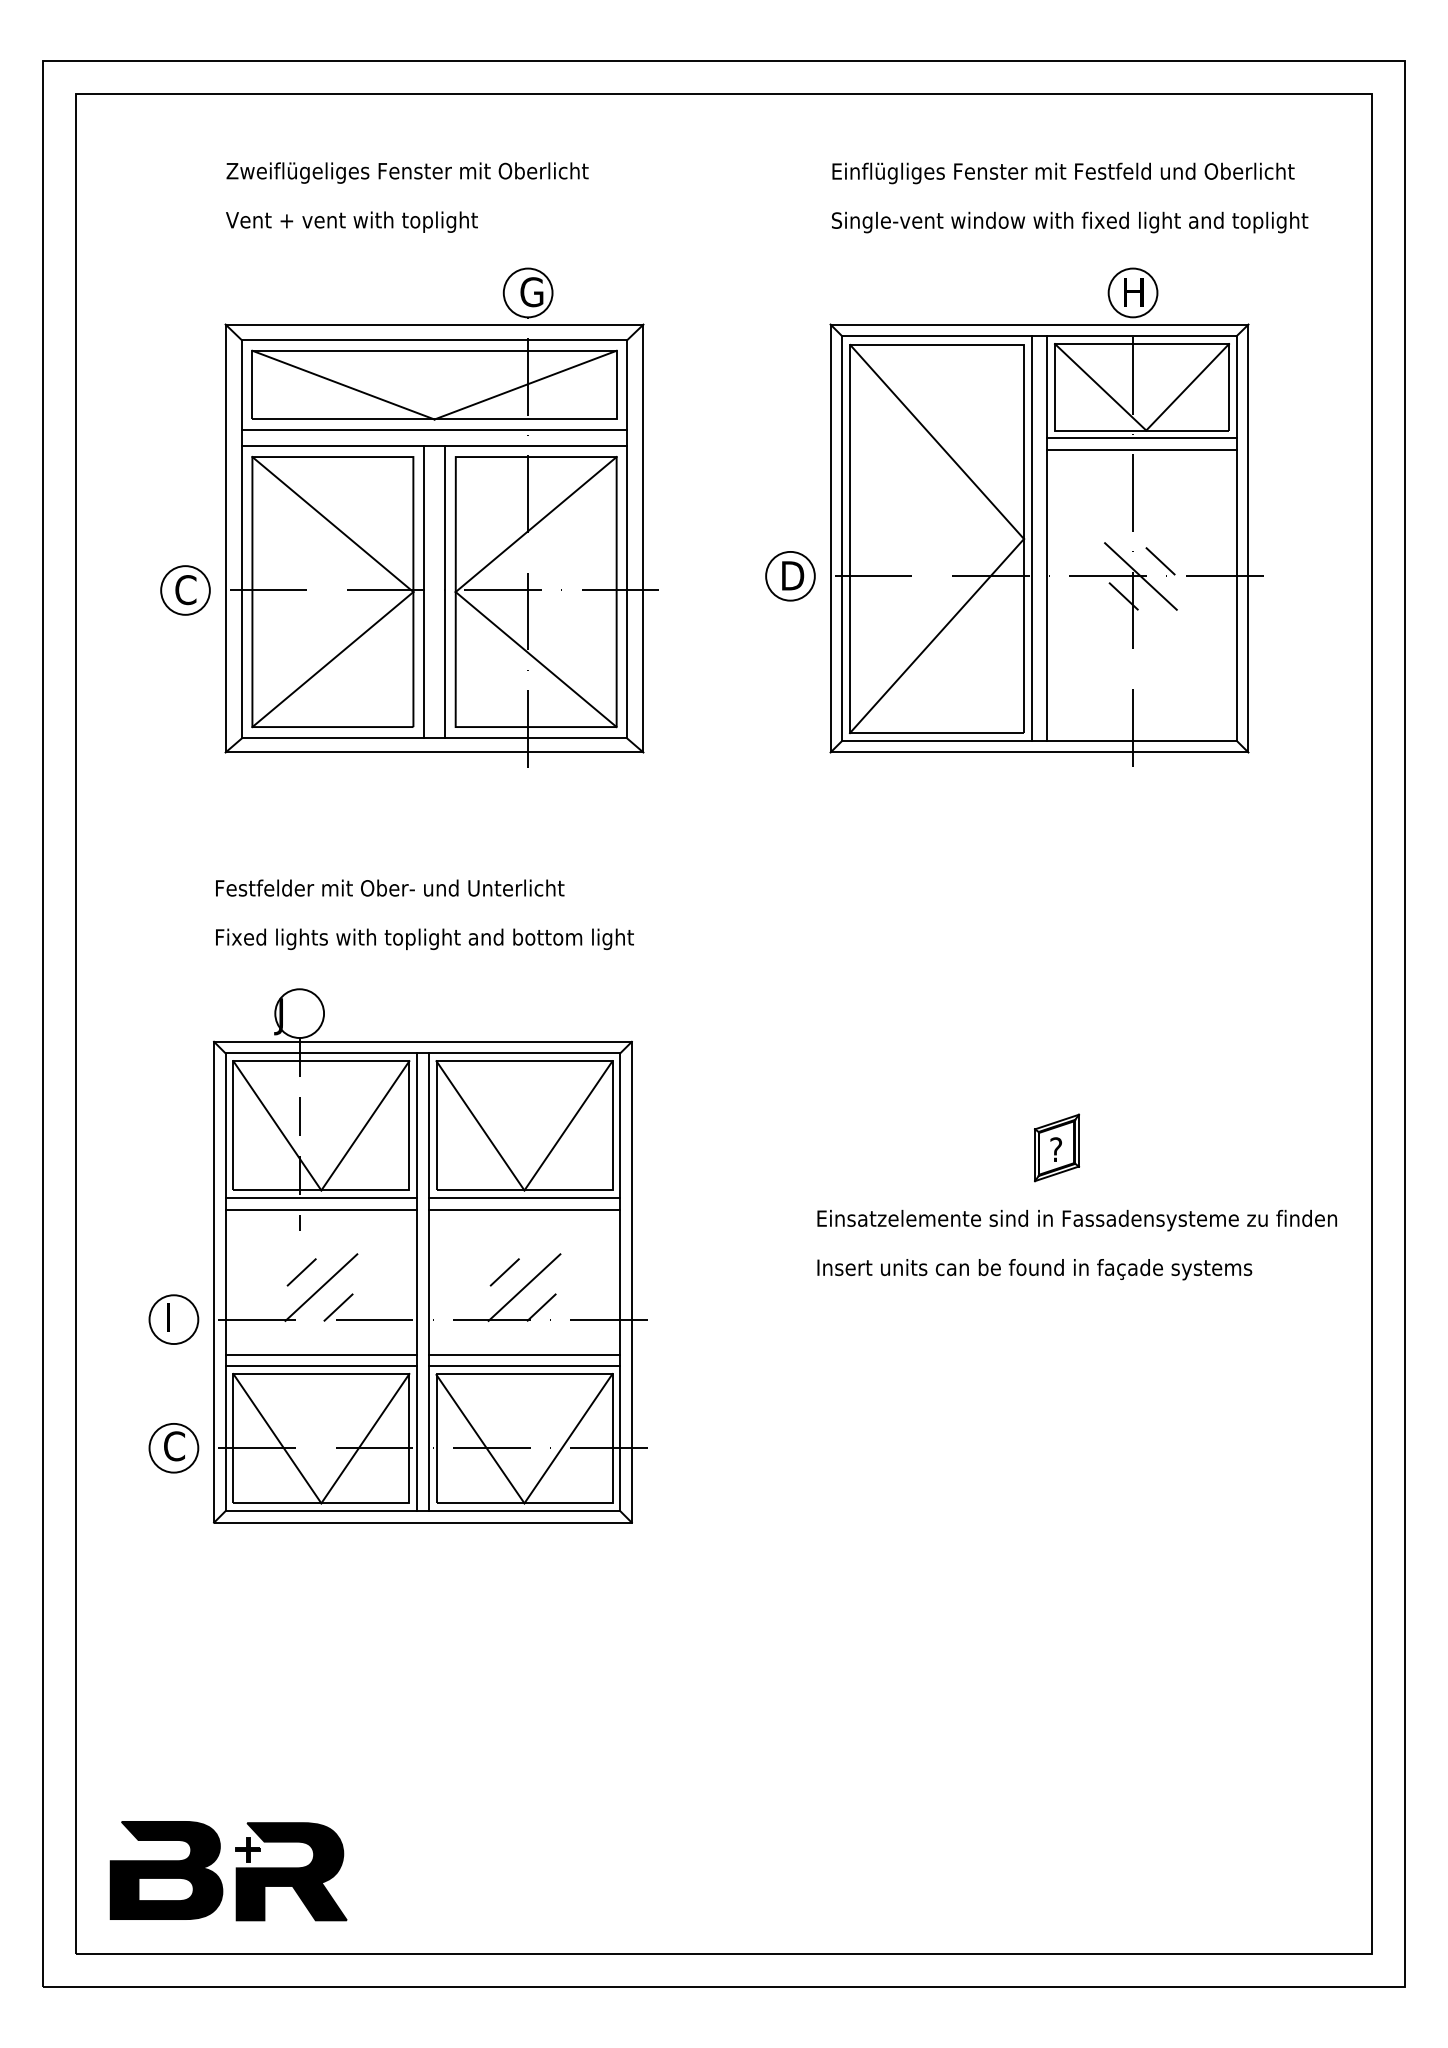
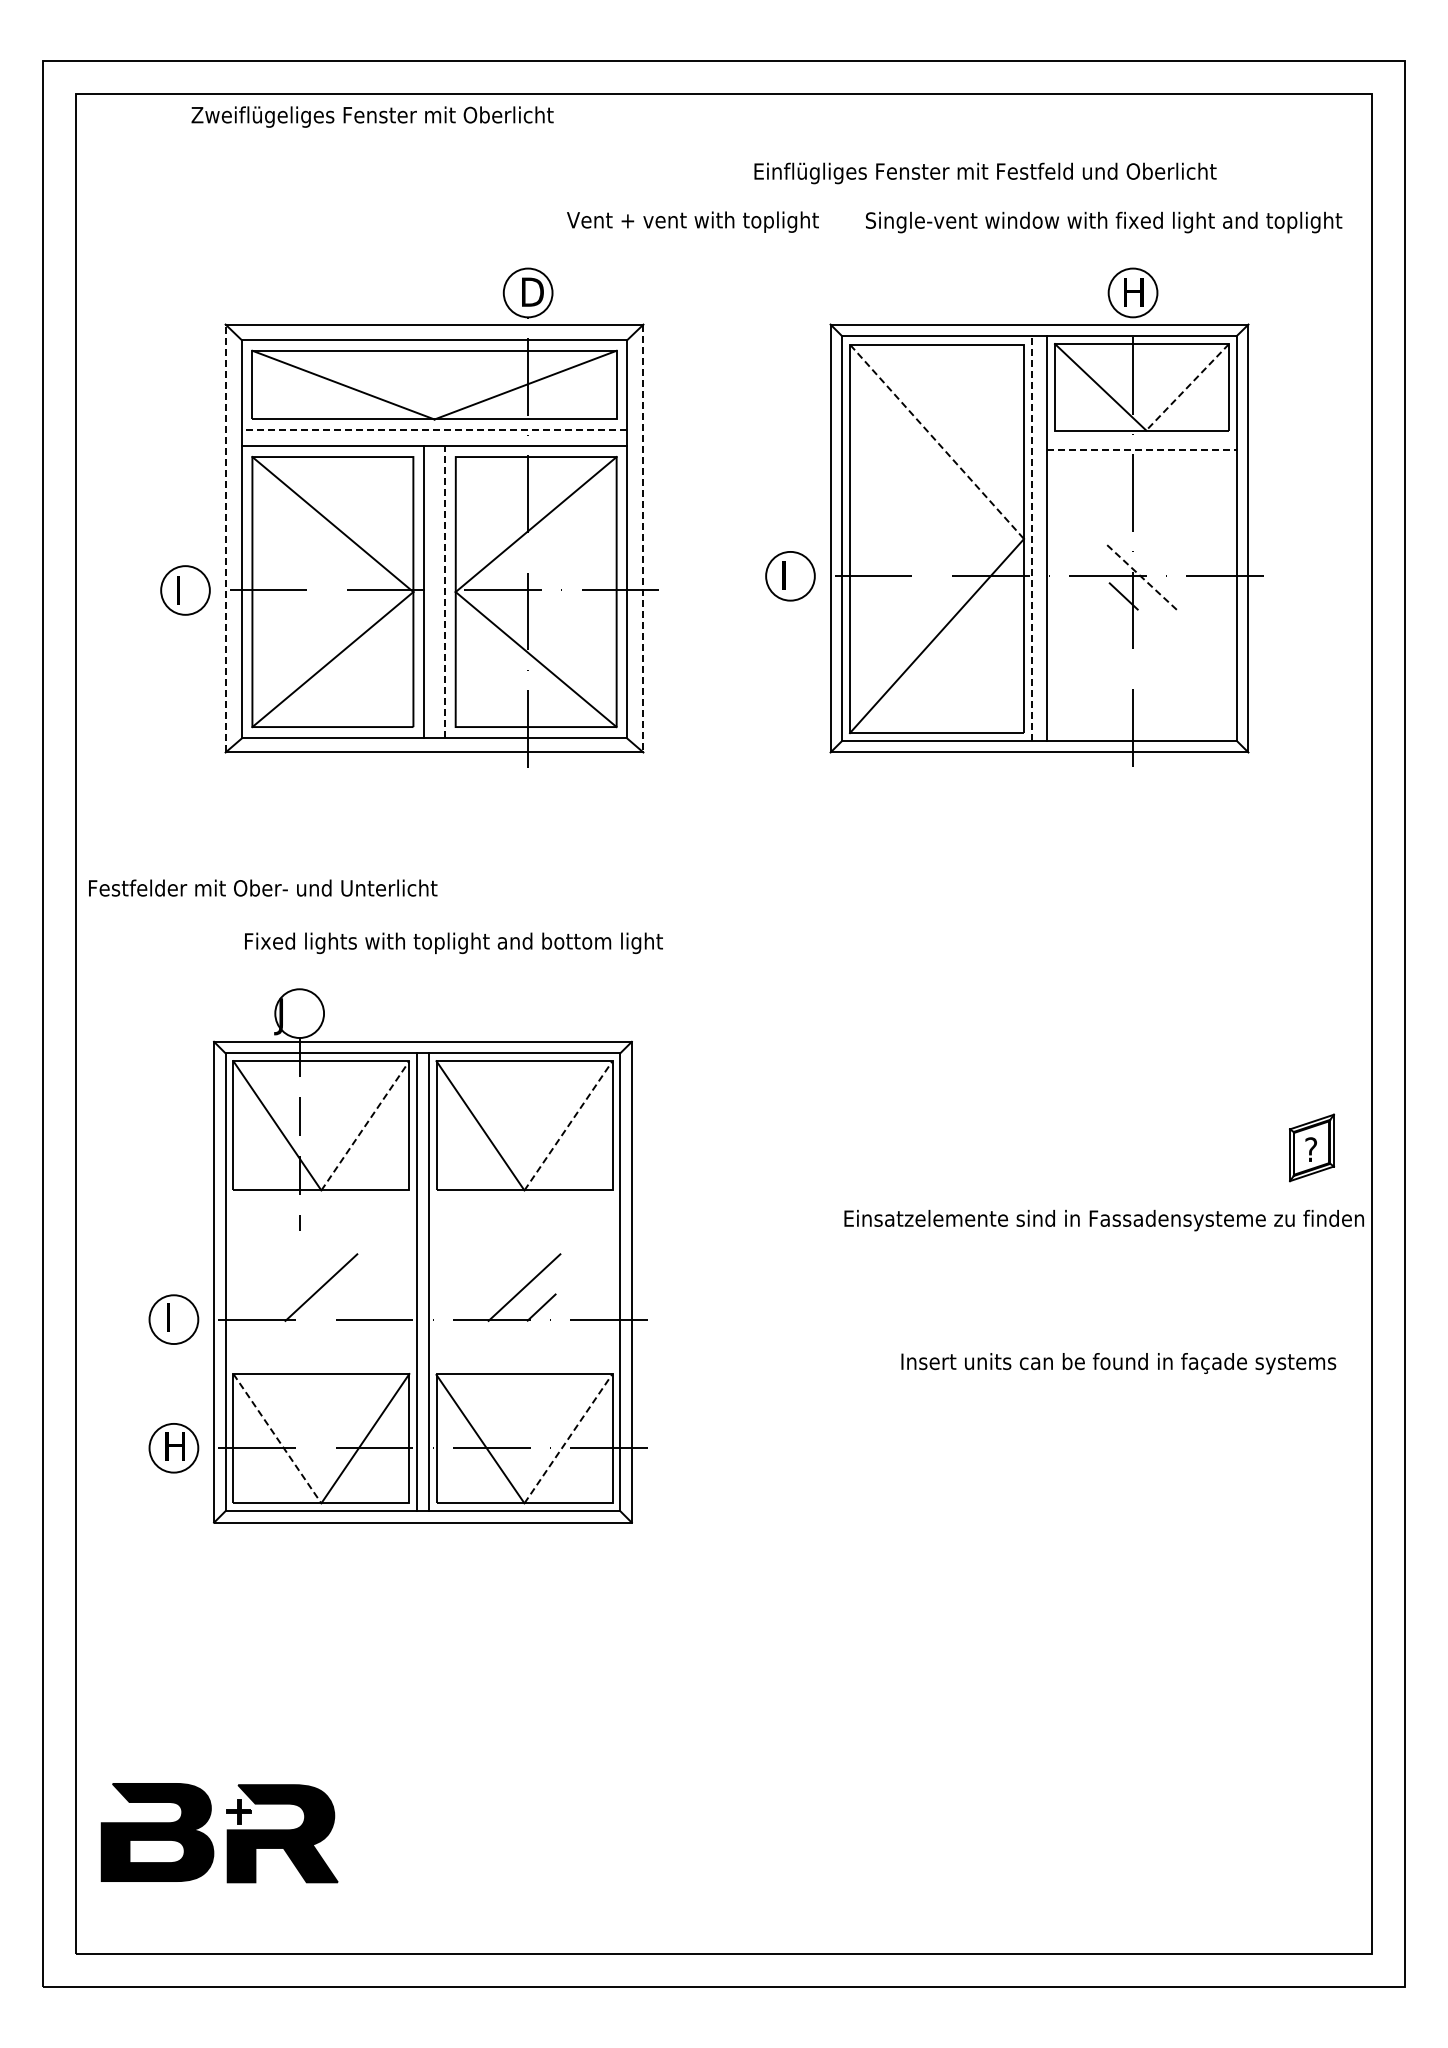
text position: (407, 172) -> (372, 116) (372, 116)
text position: (1063, 173) -> (985, 173) (985, 173)
text position: (351, 221) -> (692, 221) (692, 221)
text position: (1070, 222) -> (1104, 222) (1104, 222)
text: G -> D (531, 292)
line: solid -> dashed (1187, 387)
line: solid -> dashed (434, 430)
line: present -> none (1141, 438)
line: solid -> dashed (937, 442)
line: solid -> dashed (1142, 449)
line: solid -> dashed (225, 538)
line: solid -> dashed (643, 538)
line: solid -> dashed (1031, 538)
line: present -> none (1160, 561)
text: D -> I (793, 575)
line: solid -> dashed (1140, 576)
text: C -> I (185, 590)
line: solid -> dashed (445, 591)
text position: (390, 887) -> (263, 887) (263, 887)
text position: (424, 939) -> (453, 943) (453, 943)
line: solid -> dashed (365, 1125)
line: solid -> dashed (568, 1125)
part position: (1056, 1147) -> (1311, 1147) (1311, 1147)
line: present -> none (321, 1198)
line: present -> none (524, 1198)
line: present -> none (321, 1209)
line: present -> none (524, 1209)
text position: (1076, 1220) -> (1103, 1220) (1103, 1220)
text position: (1034, 1269) -> (1118, 1363) (1118, 1363)
line: present -> none (301, 1272)
line: present -> none (504, 1272)
line: present -> none (338, 1307)
line: present -> none (321, 1354)
line: present -> none (524, 1354)
line: present -> none (321, 1366)
line: present -> none (524, 1366)
line: solid -> dashed (568, 1438)
line: solid -> dashed (277, 1439)
text: C -> H (174, 1446)
part position: (235, 1871) -> (226, 1833) (226, 1833)
